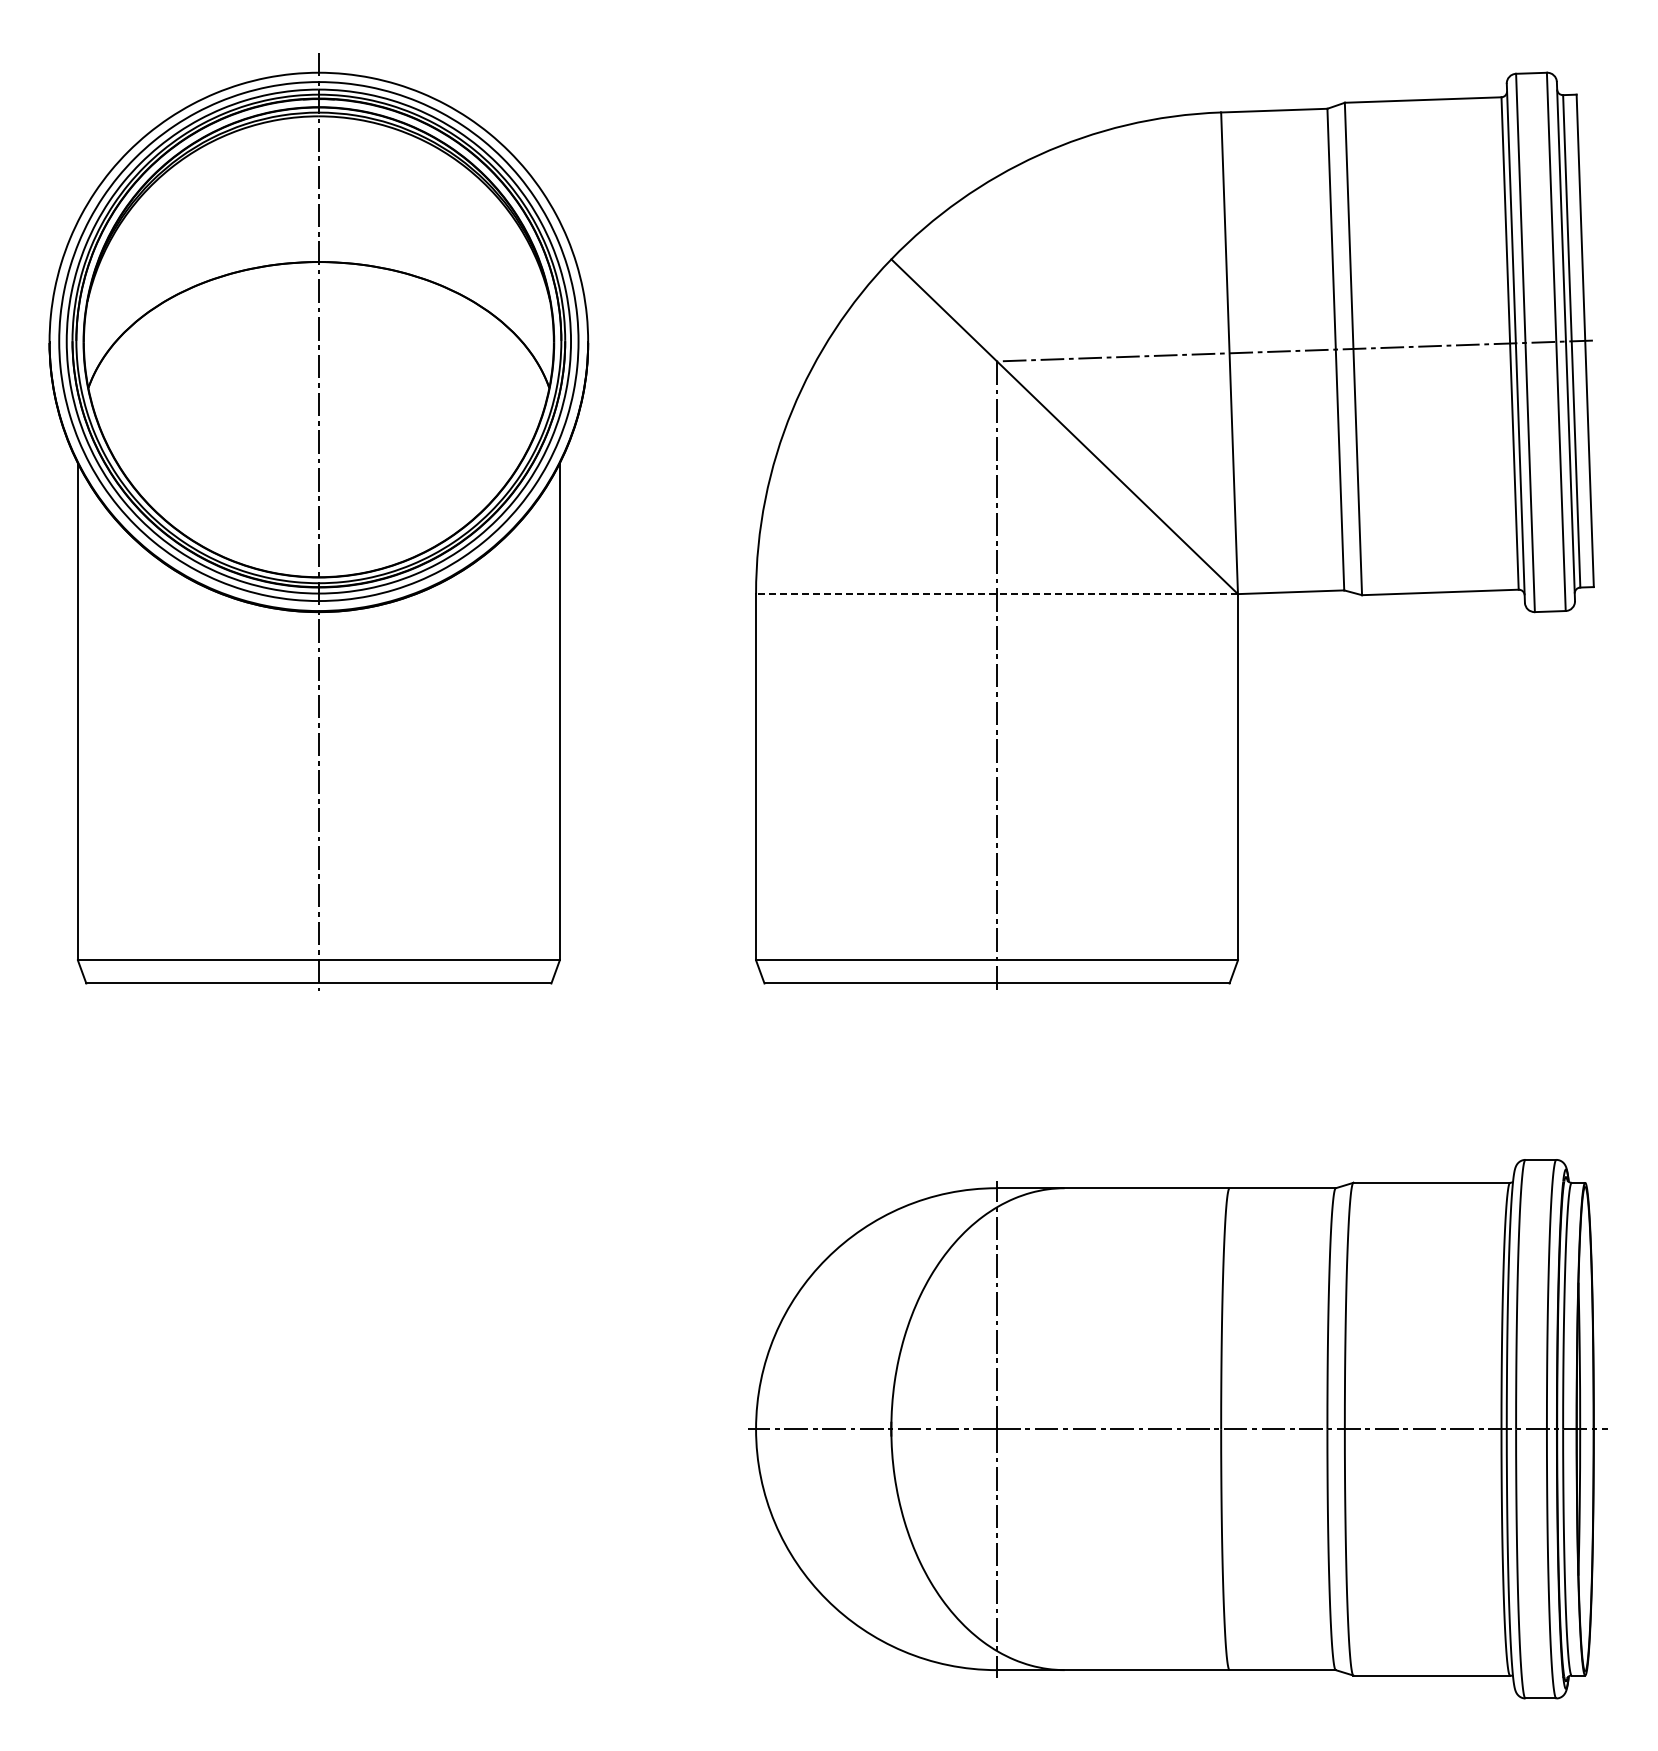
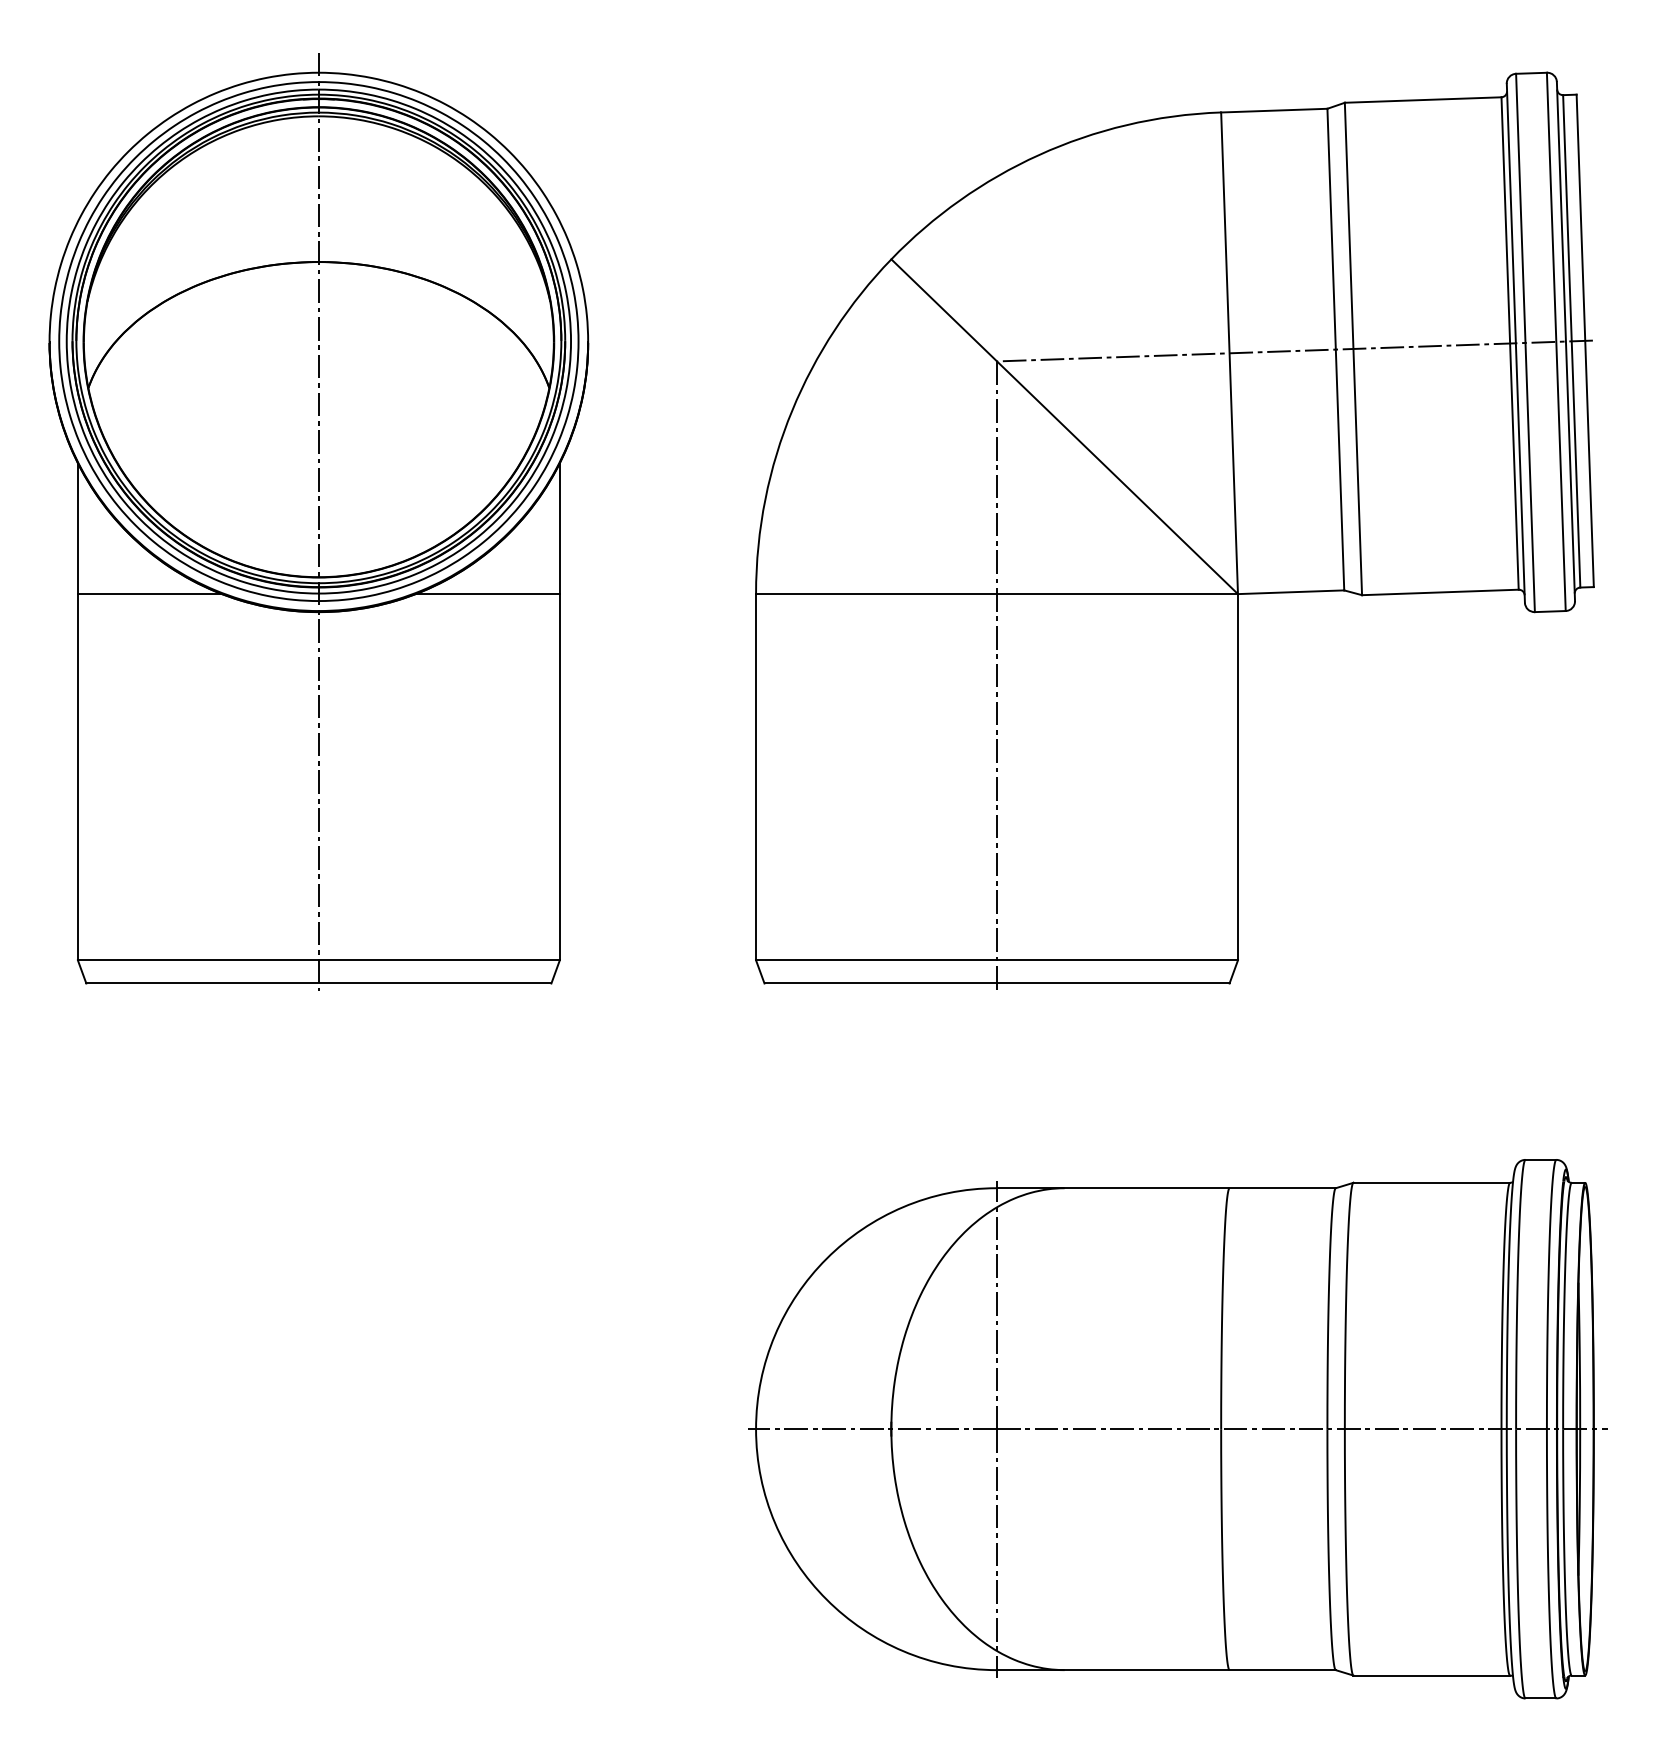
line: none -> present (149, 594)
line: none -> present (487, 594)
line: dashed -> solid (997, 594)
